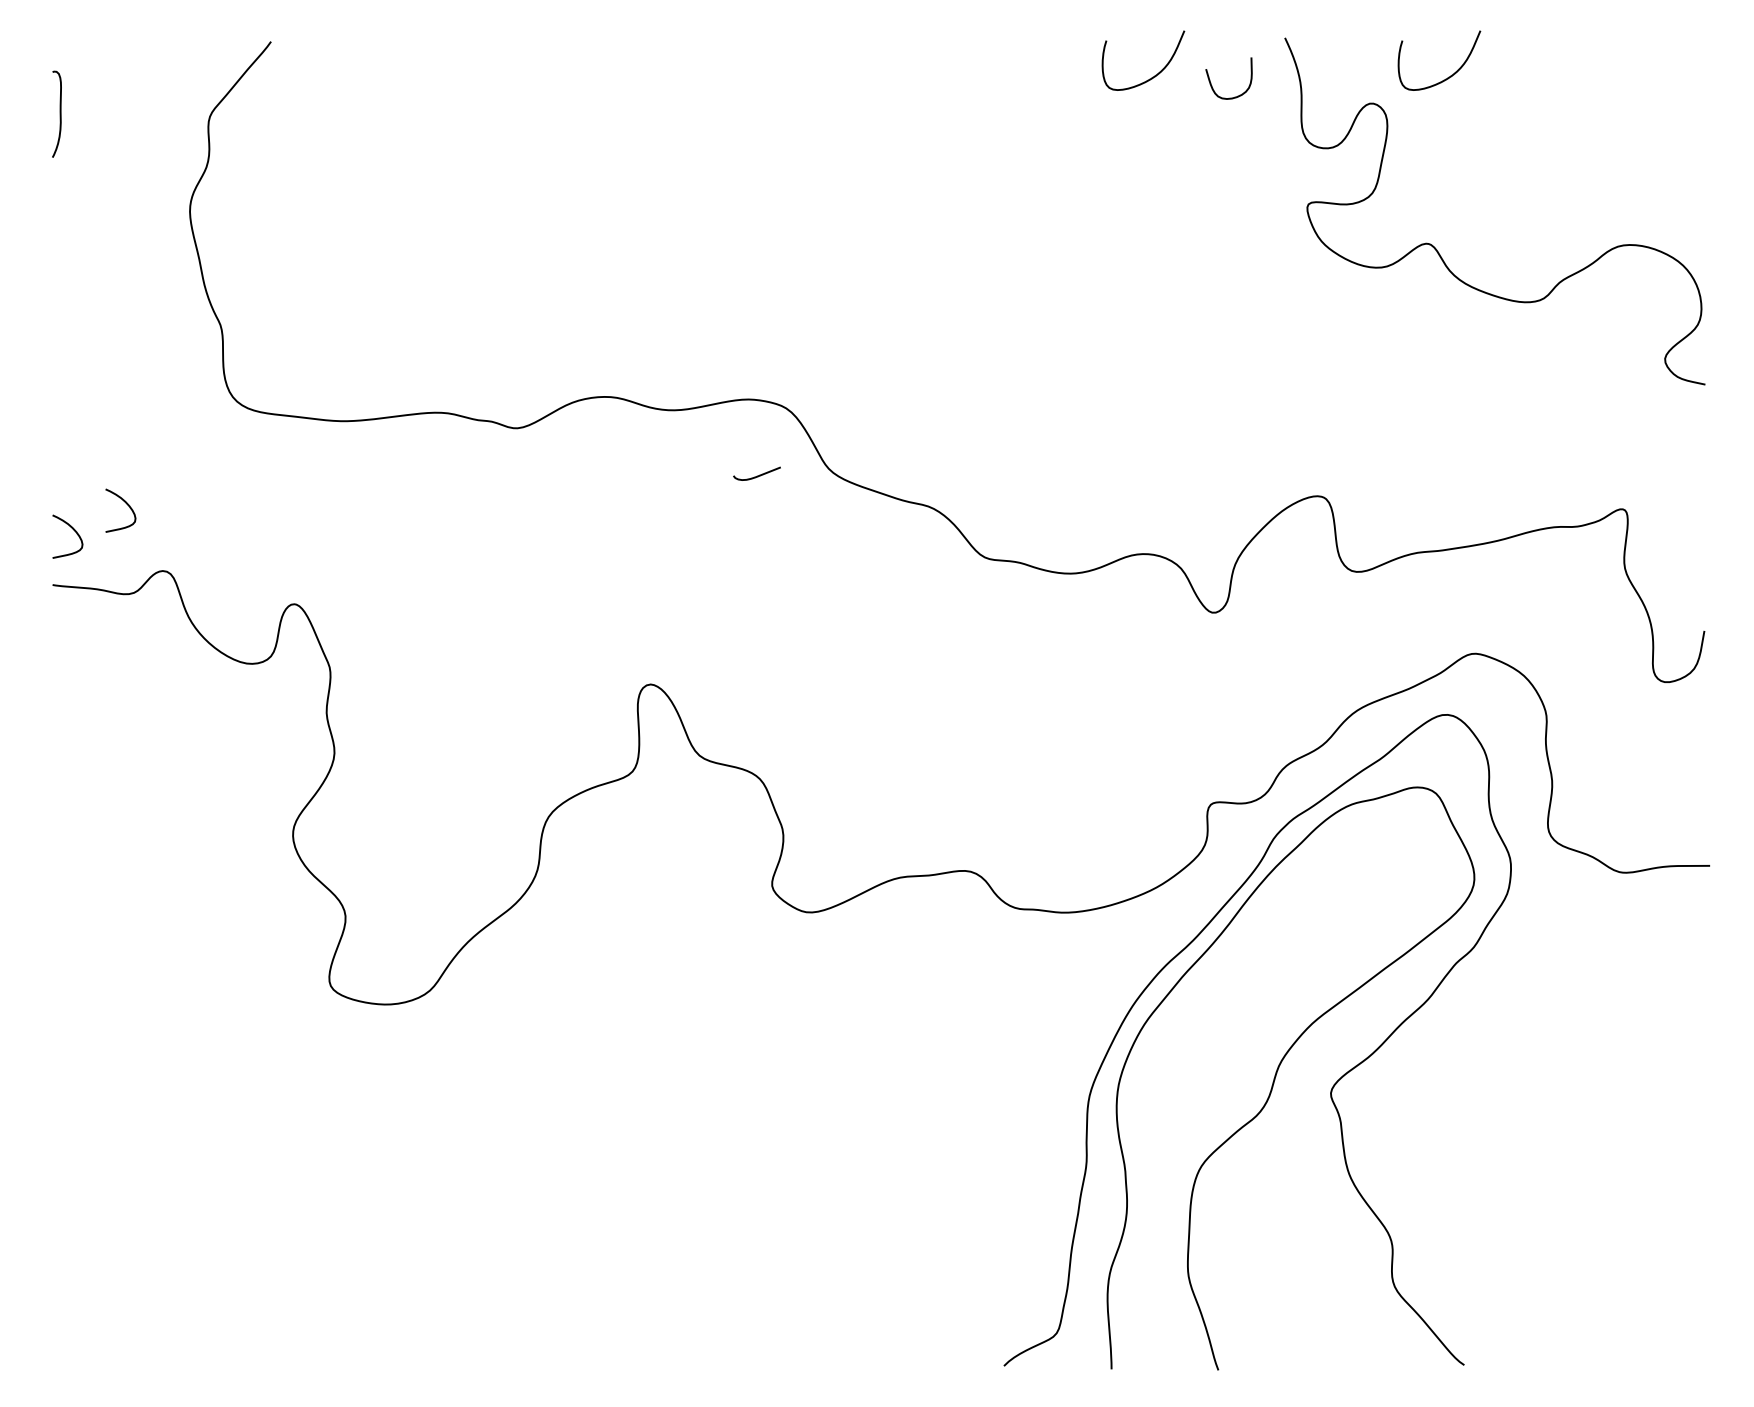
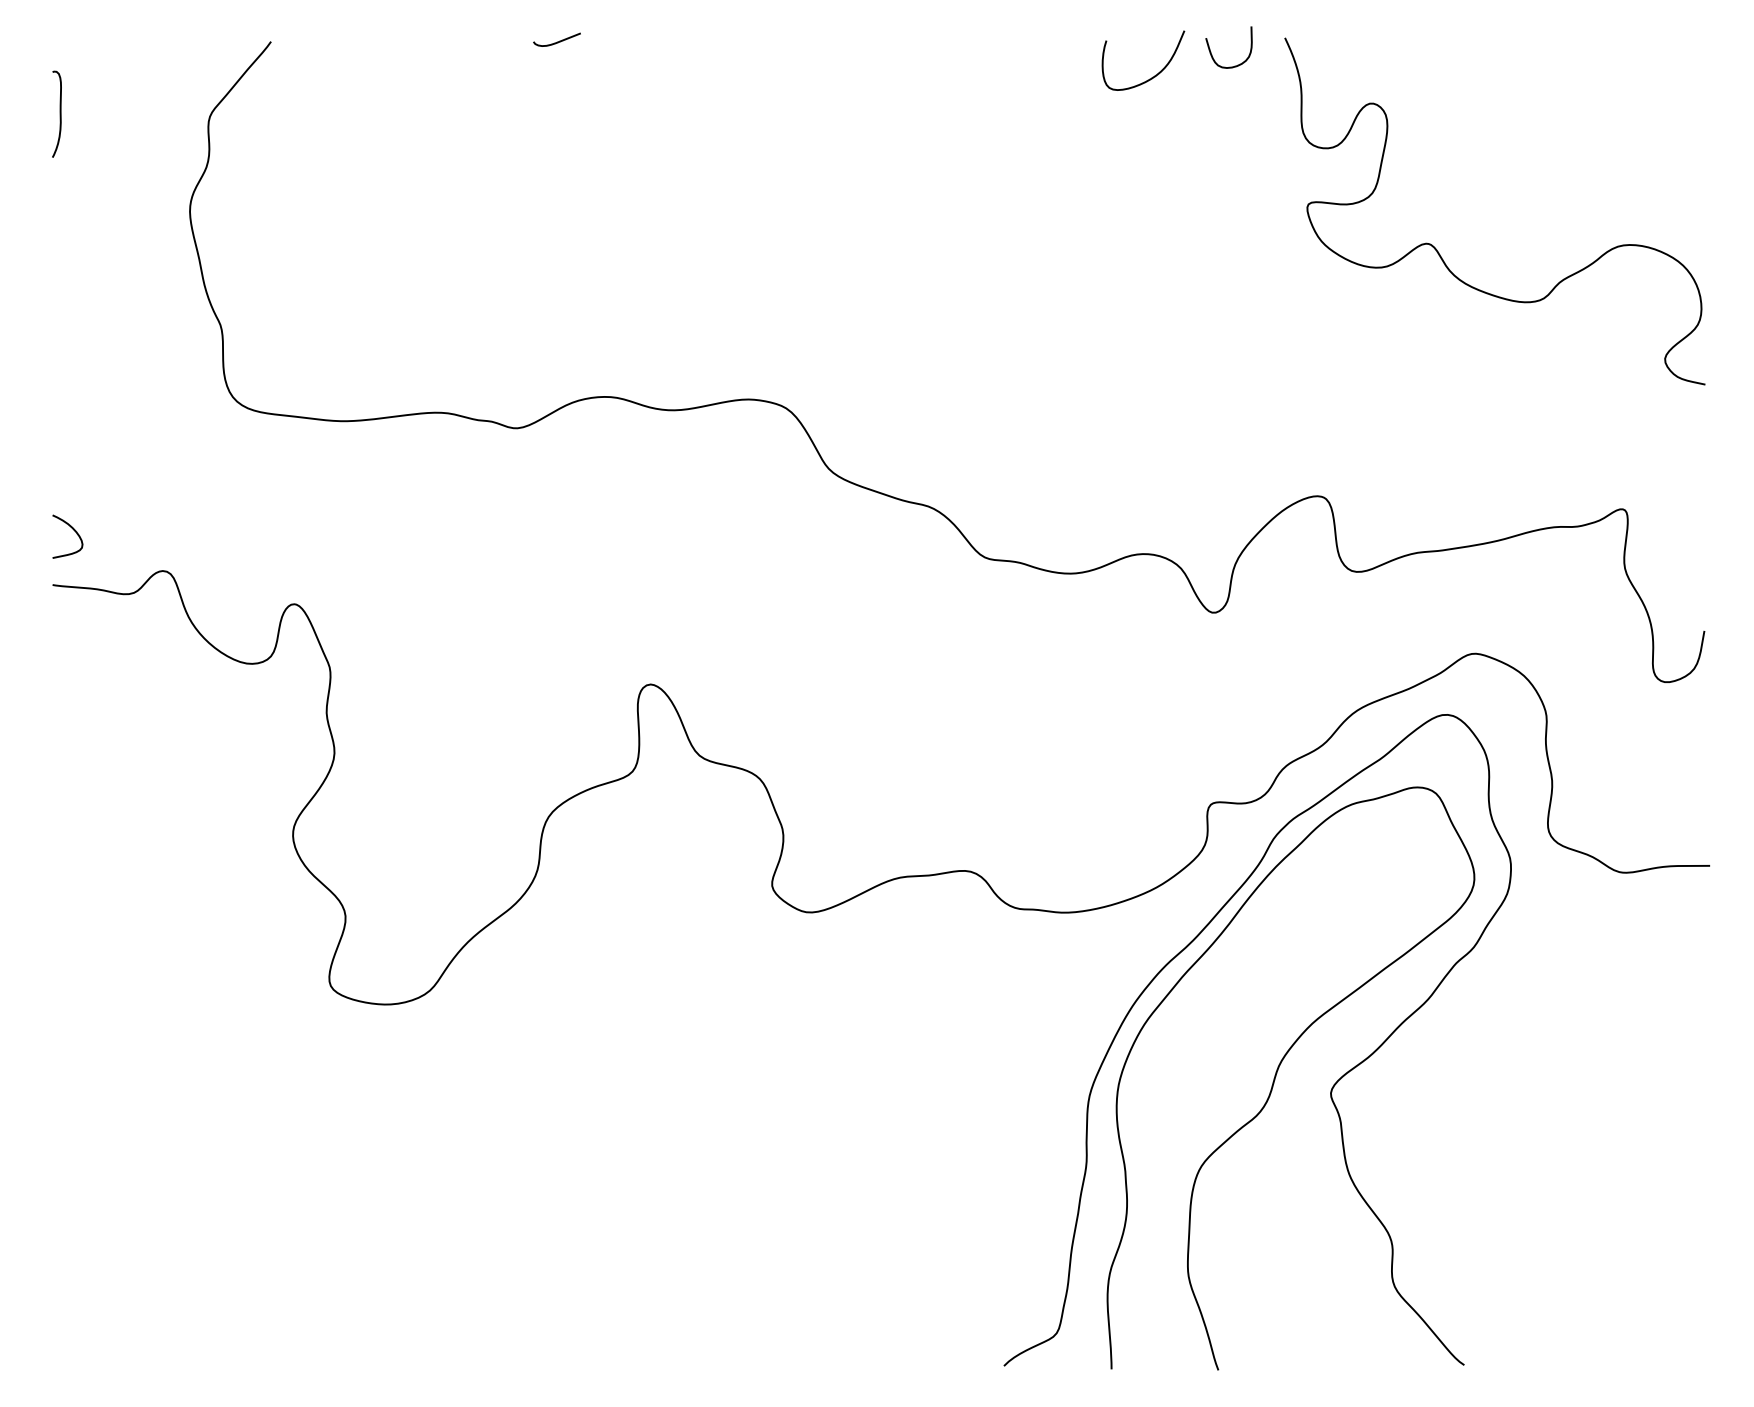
curve: present -> none (1450, 75)
curve position: (1211, 82) -> (1211, 51) (1211, 51)
curve position: (757, 475) -> (557, 41) (557, 41)
curve: present -> none (126, 504)
